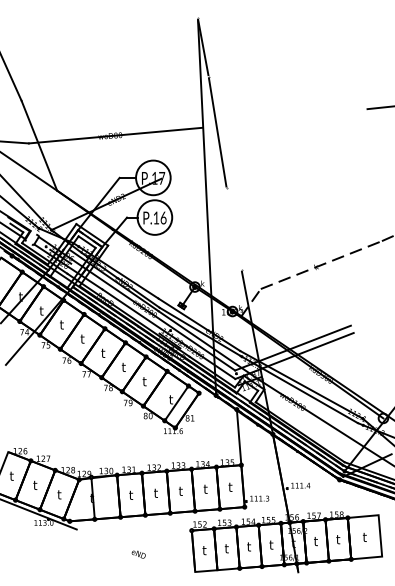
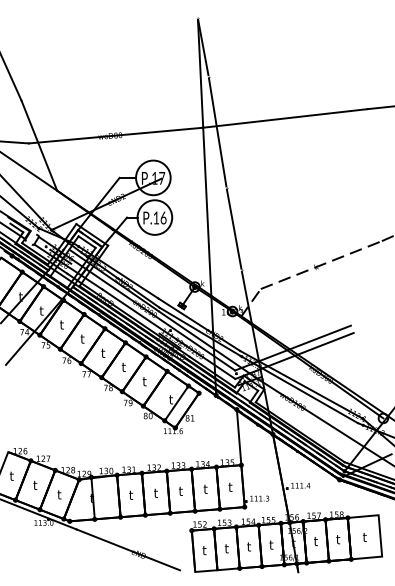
line: none -> present (284, 118)
line: none -> present (233, 228)
line: none -> present (128, 549)
